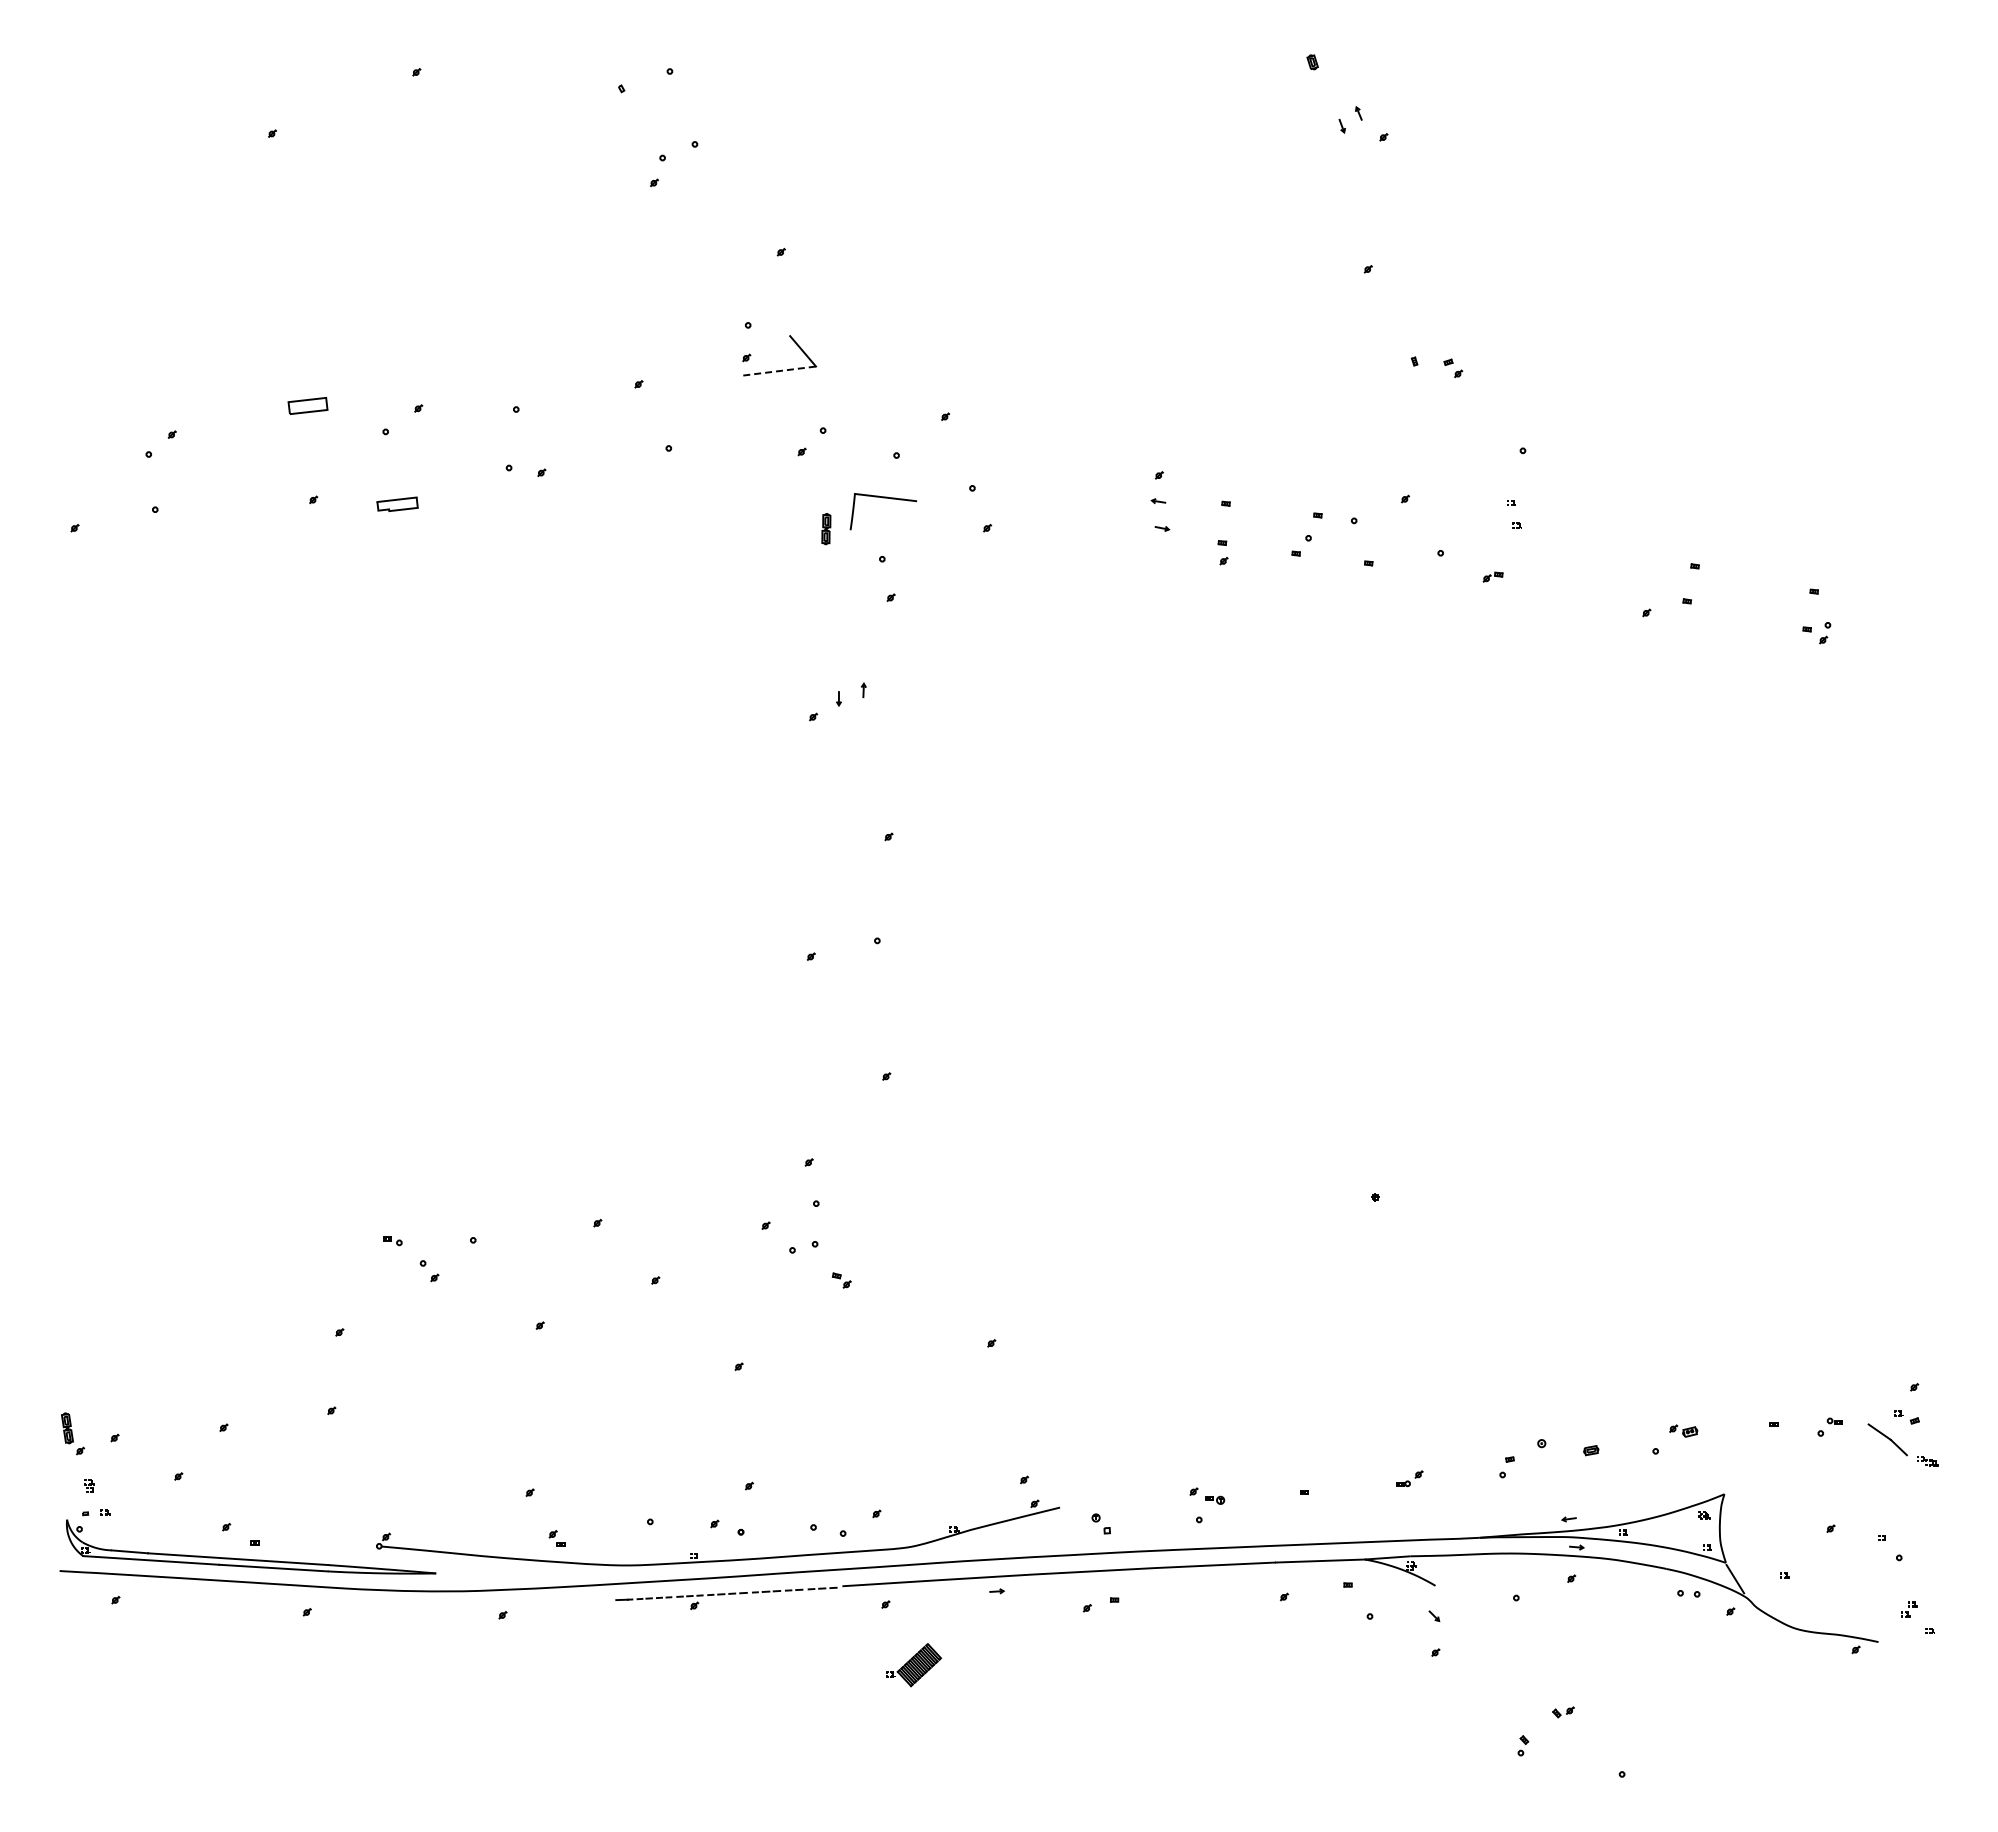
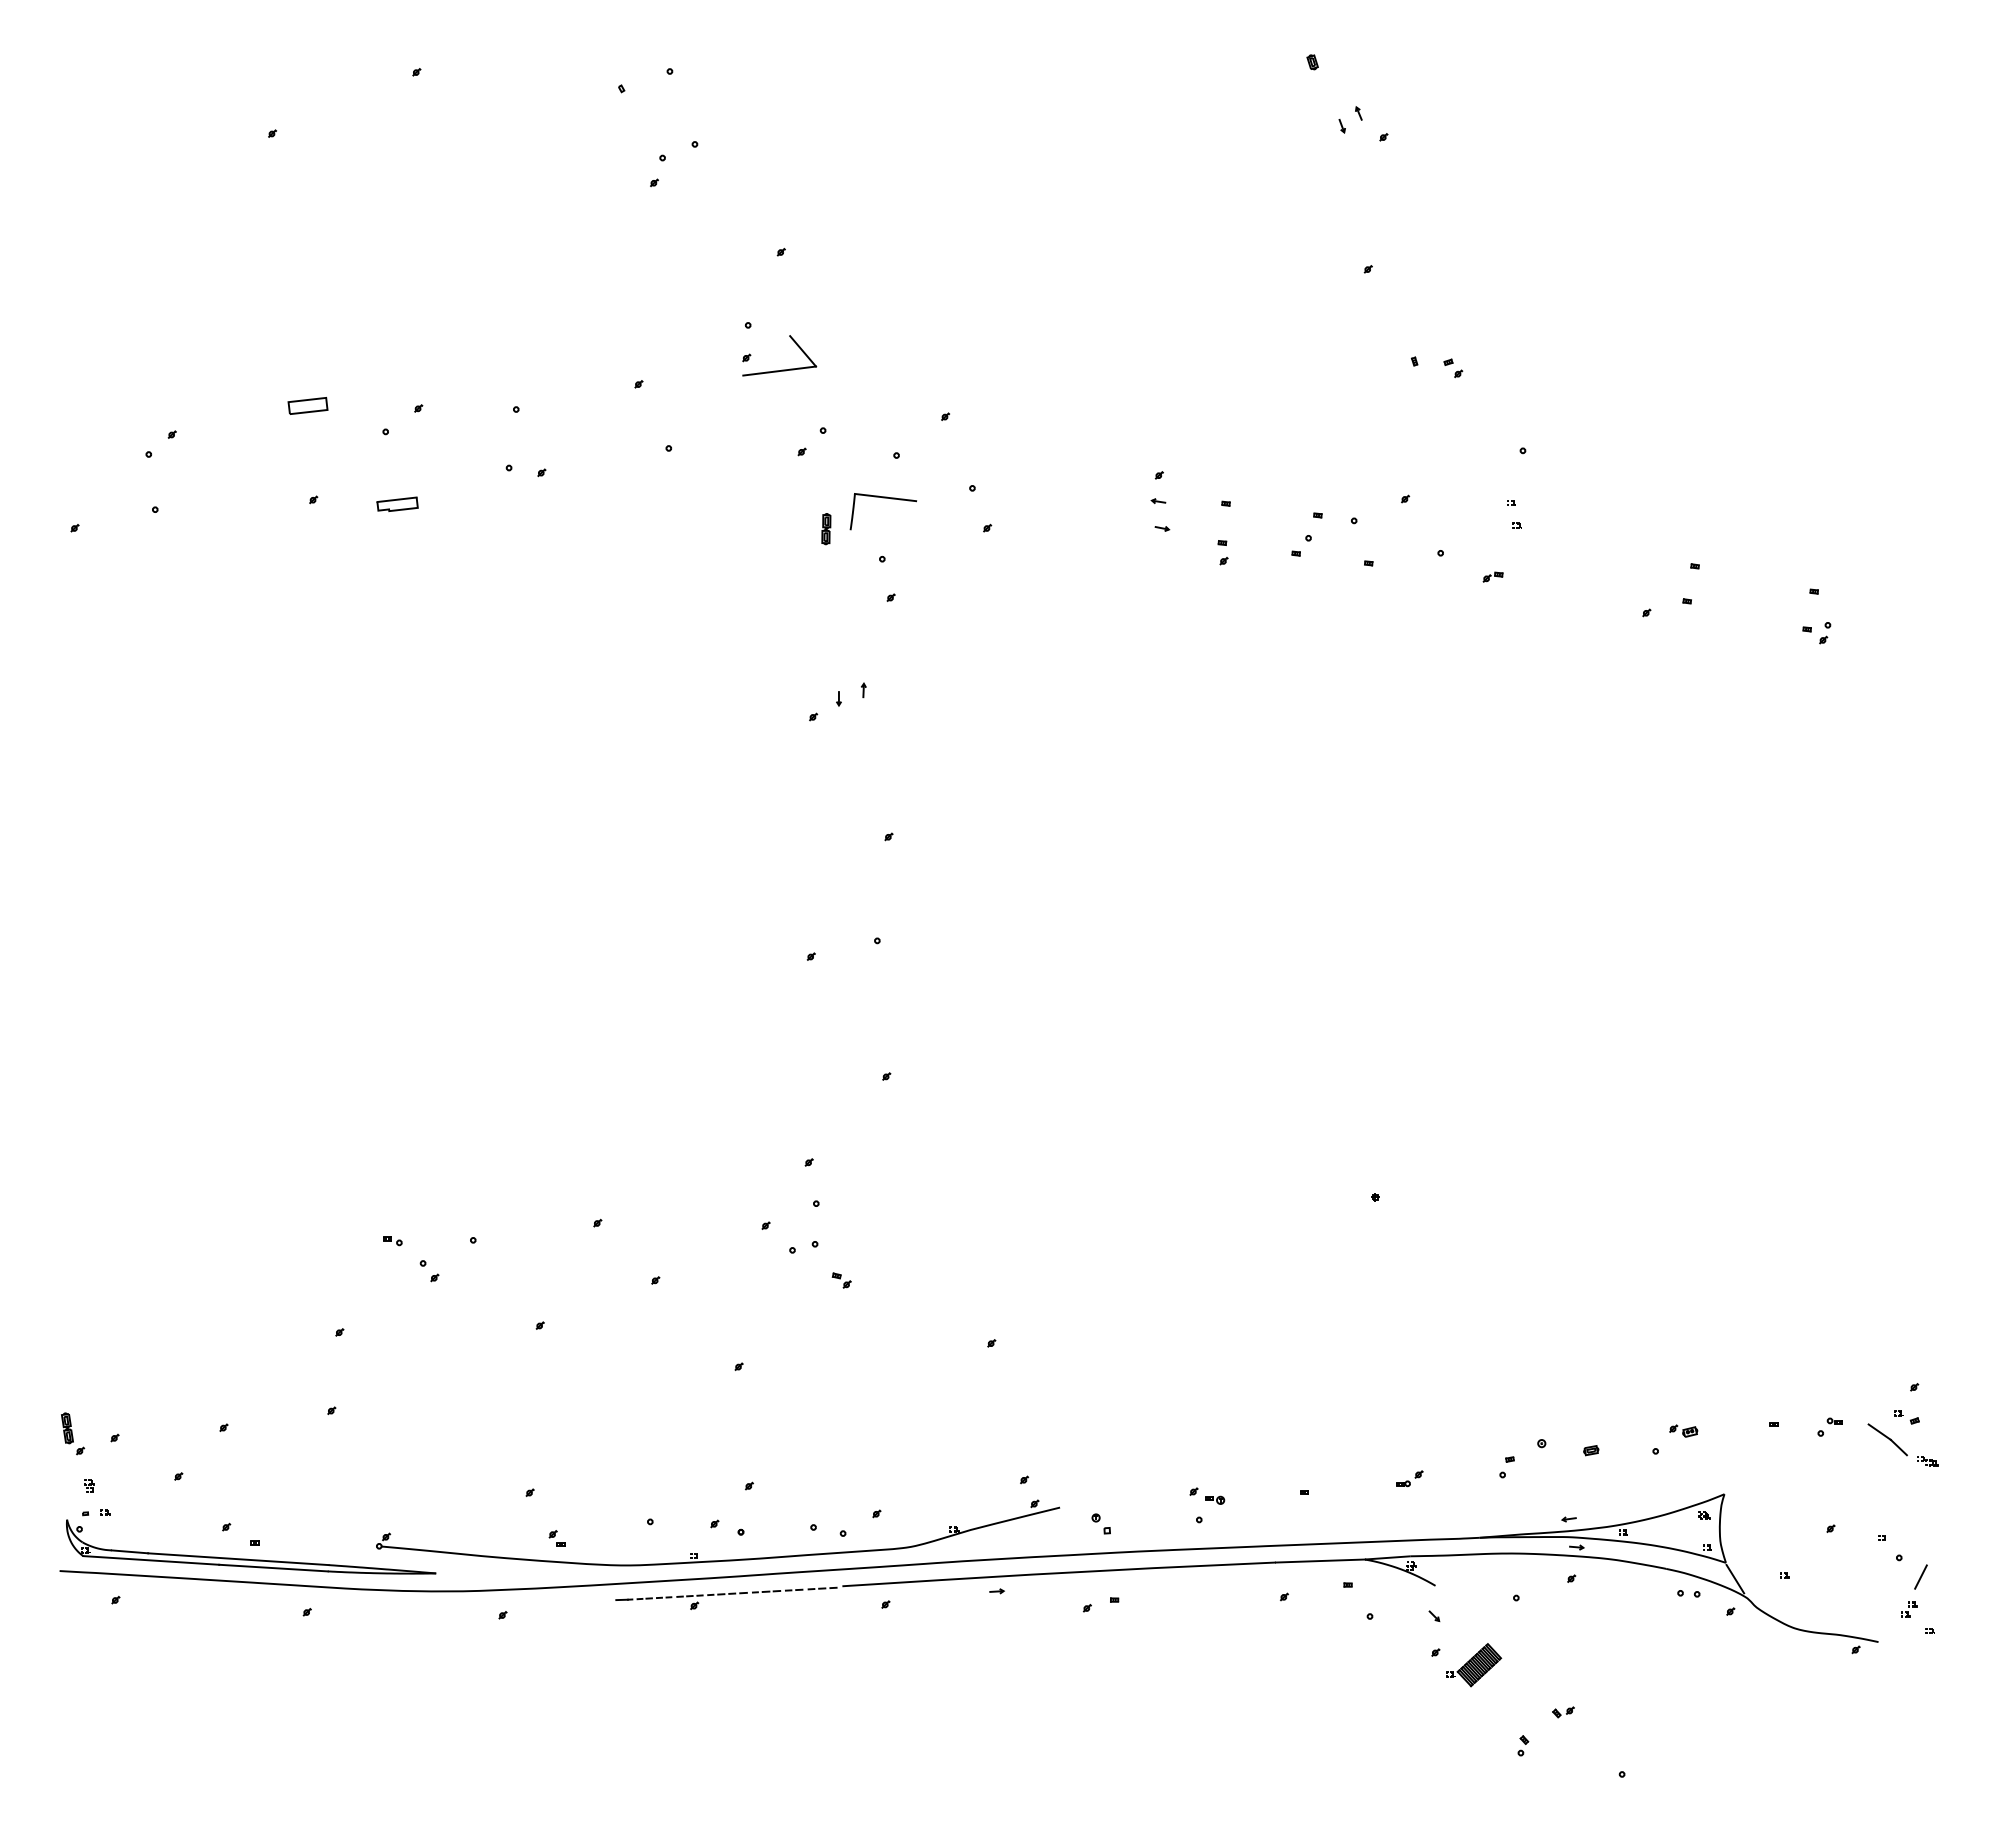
line: dashed -> solid (779, 371)
line: none -> present (1920, 1576)
part position: (914, 1665) -> (1474, 1665) (1474, 1665)
